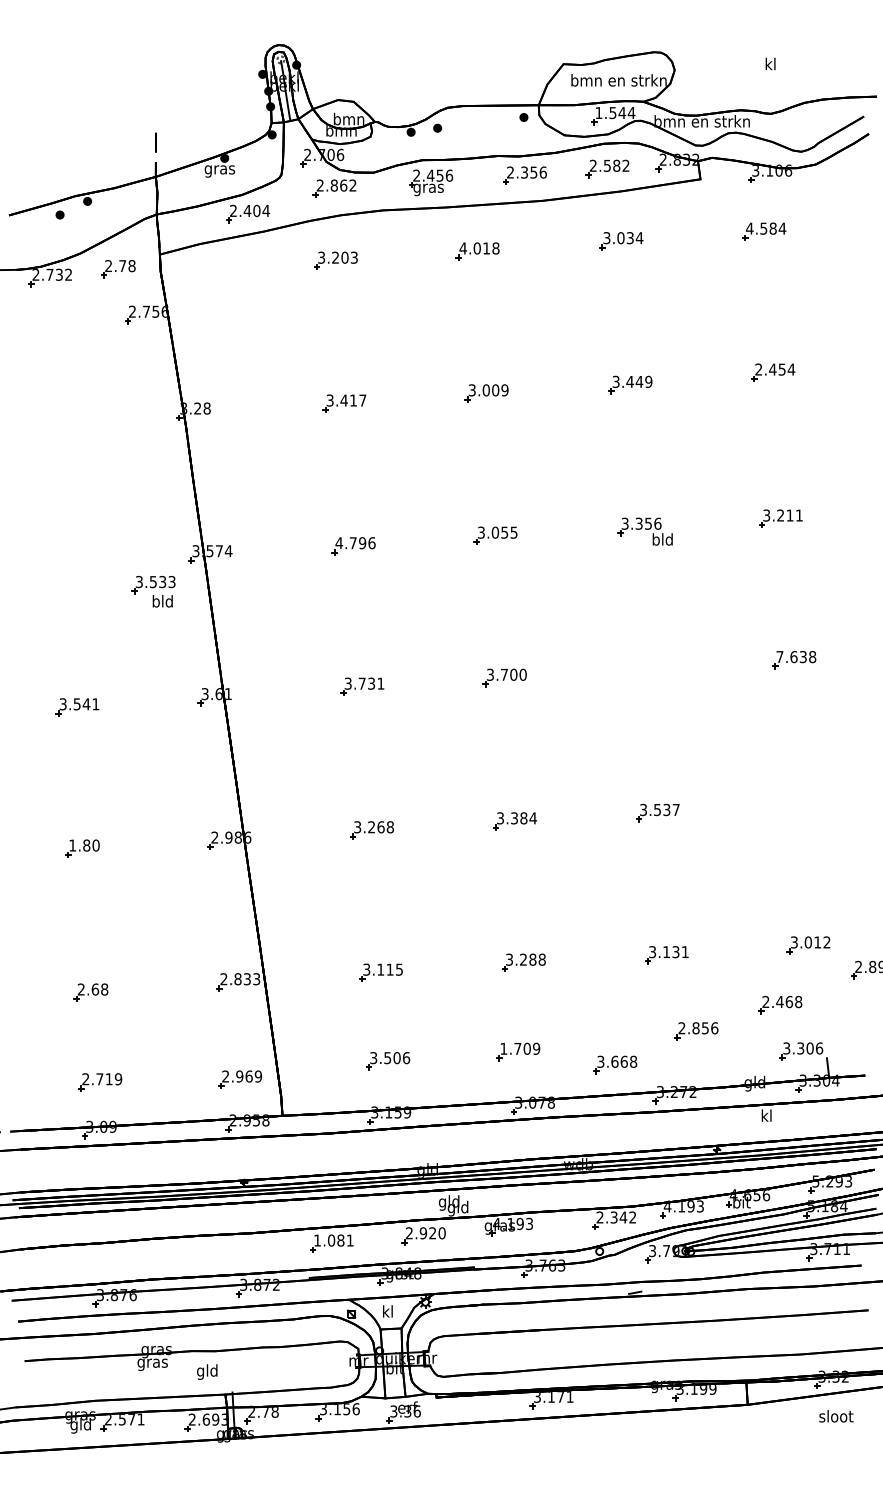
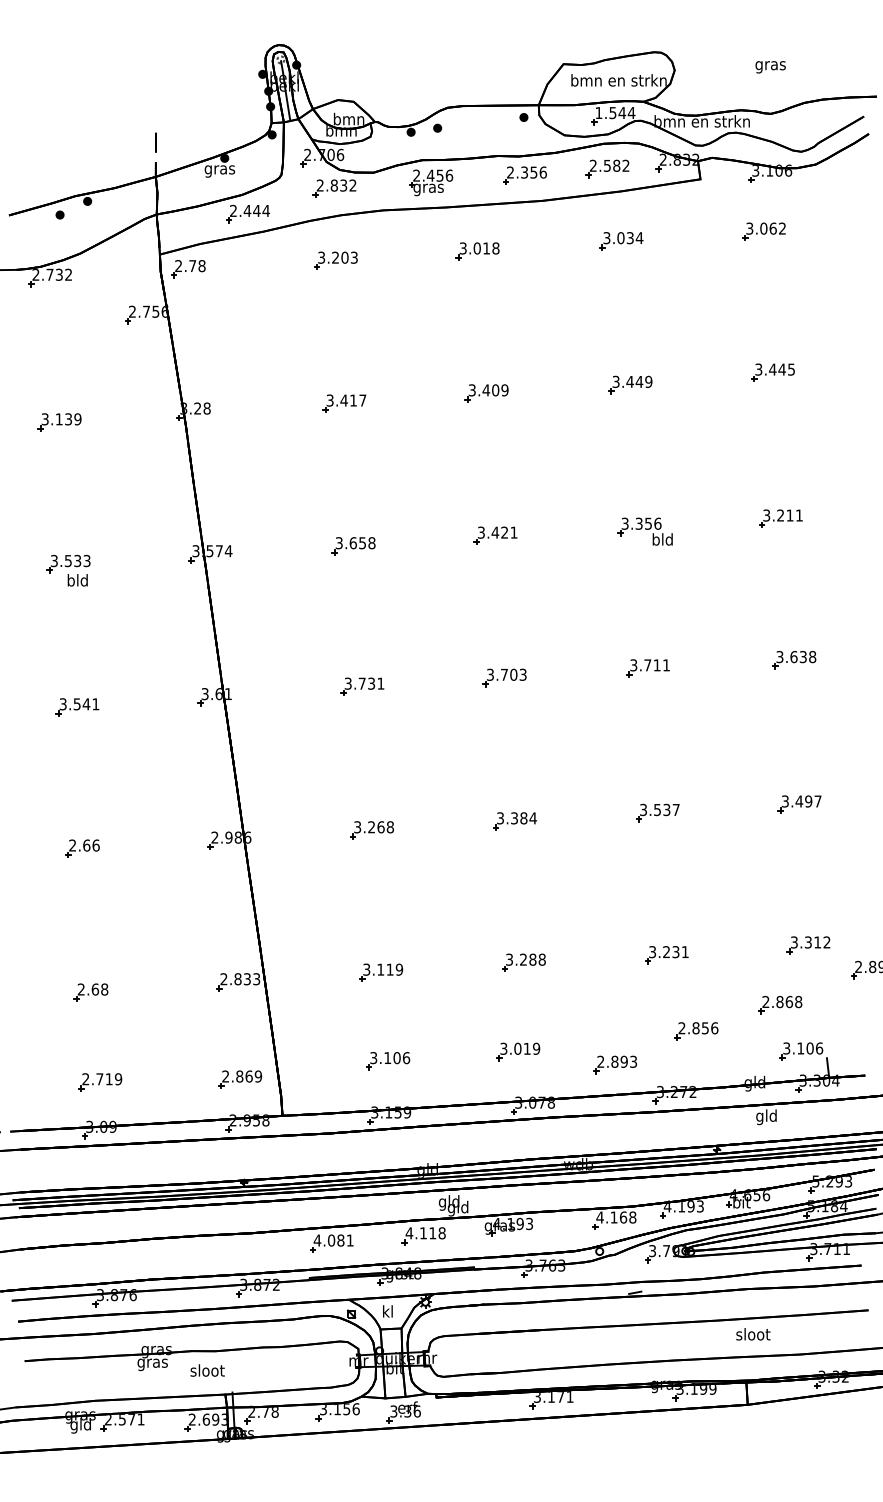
text: kl -> gras (770, 65)
text: 2.862 -> 2.832 (343, 185)
text: 2.404 -> 2.444 (256, 210)
text: 4.584 -> 3.062 (766, 228)
text: 4.018 -> 3.018 (463, 248)
part position: (118, 269) -> (188, 269) (188, 269)
text: 2.454 -> 3.445 (775, 369)
text: 3.009 -> 3.409 (486, 390)
part: none -> present (59, 422)
text: 3.055 -> 3.421 (504, 532)
text: 4.796 -> 3.658 (355, 543)
part position: (153, 591) -> (68, 570) (68, 570)
text: 7.638 -> 3.638 (779, 657)
part: none -> present (647, 668)
text: 3.700 -> 3.703 (522, 674)
part: none -> present (799, 804)
text: 1.80 -> 2.66 (84, 845)
text: 3.012 -> 3.312 (808, 942)
text: 3.131 -> 3.231 (666, 951)
text: 3.115 -> 3.119 (399, 969)
text: 2.468 -> 2.868 (779, 1002)
text: 1.709 -> 3.019 (515, 1048)
text: 3.306 -> 3.106 (800, 1048)
text: 3.506 -> 3.106 (387, 1058)
text: 3.668 -> 2.893 (617, 1061)
text: 2.969 -> 2.869 (239, 1076)
text: kl -> gld (766, 1117)
text: 2.342 -> 4.168 (616, 1217)
text: 2.920 -> 4.118 (425, 1233)
text: 1.081 -> 4.081 (317, 1240)
text: gld -> sloot (207, 1371)
text position: (836, 1416) -> (753, 1334) (753, 1334)
